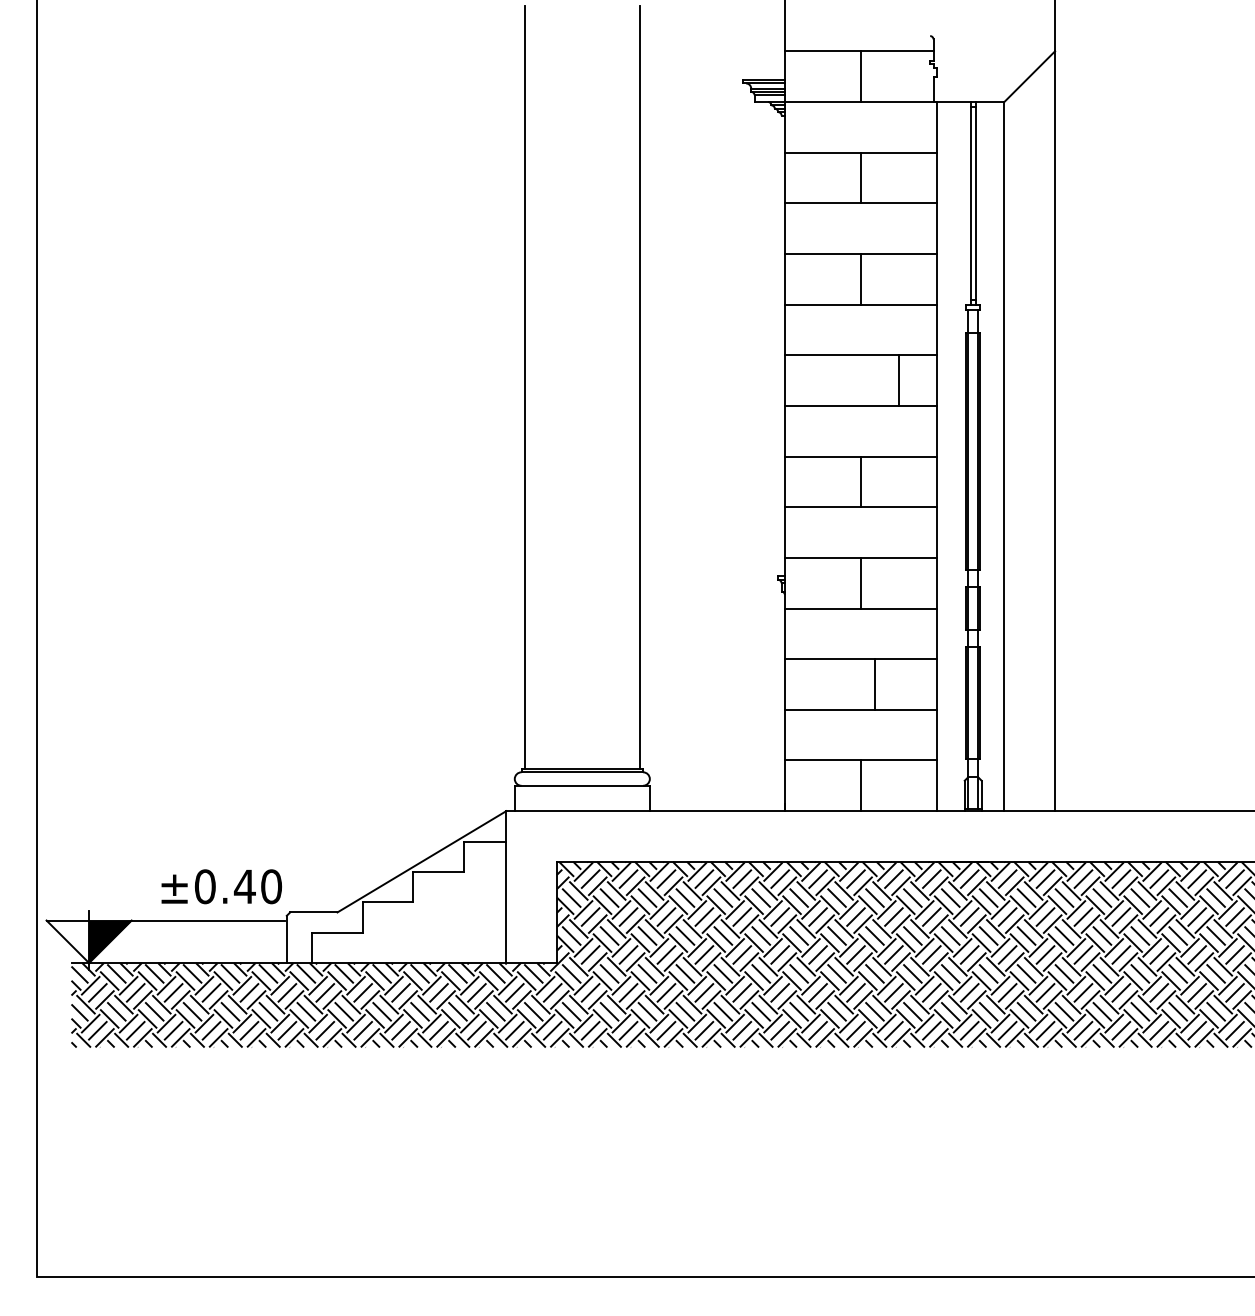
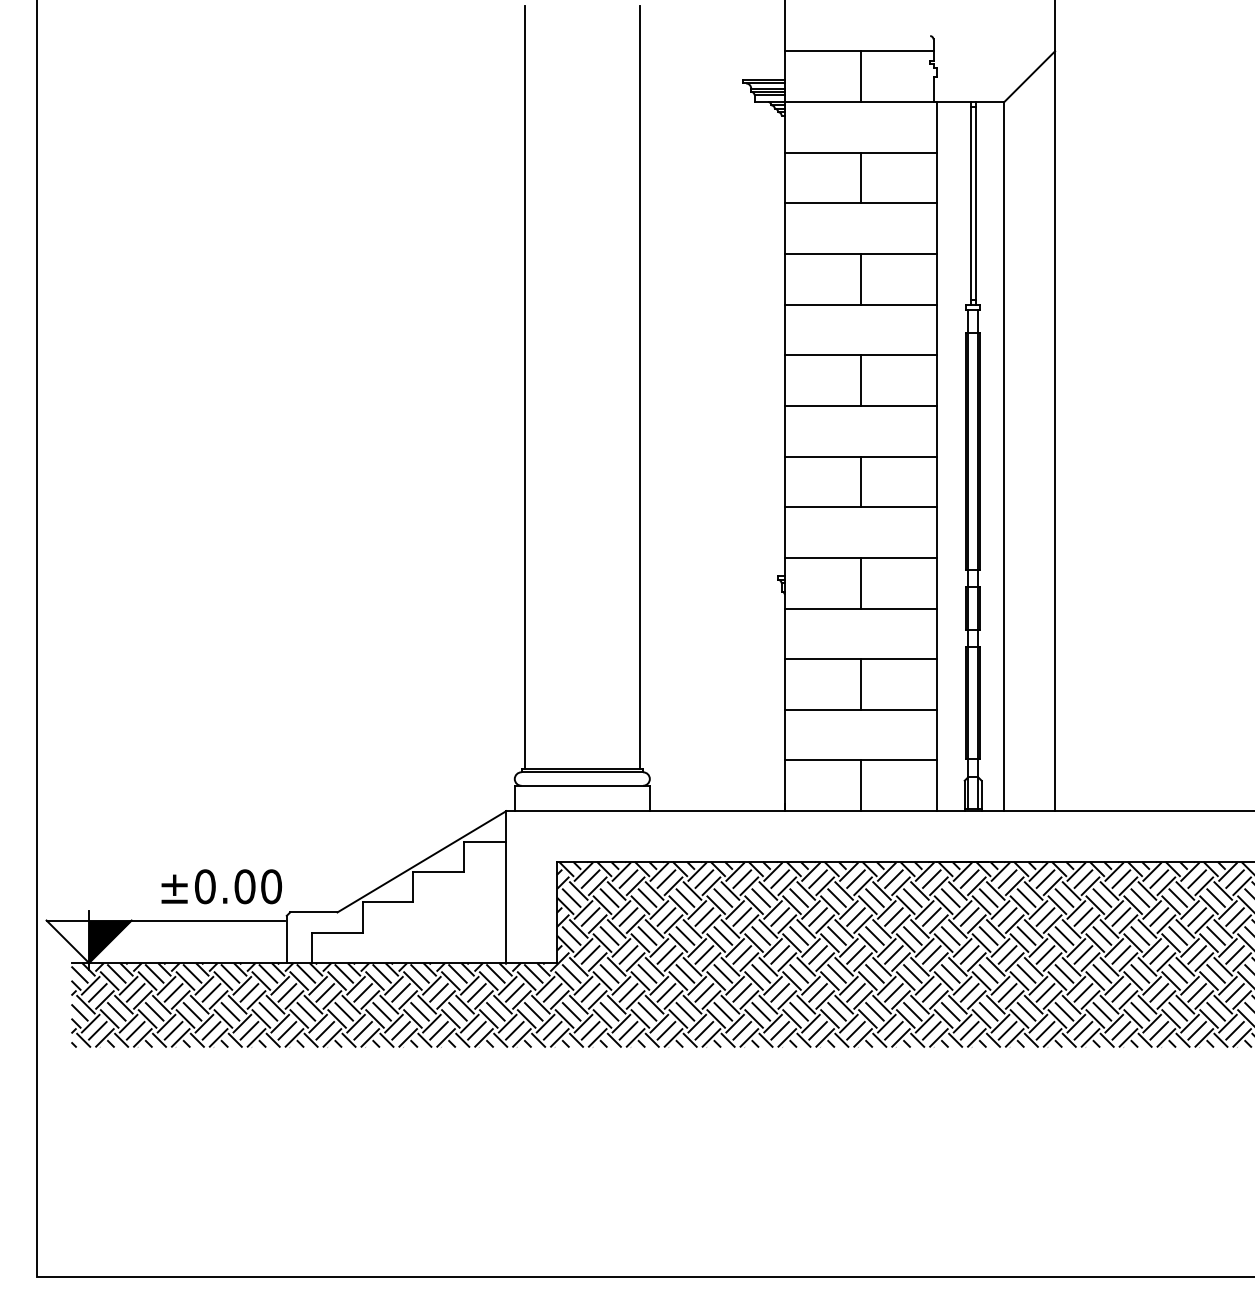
line position: (898, 380) -> (860, 380) (860, 380)
line position: (874, 684) -> (860, 684) (860, 684)
text: ±0.40 -> ±0.00 (244, 886)
